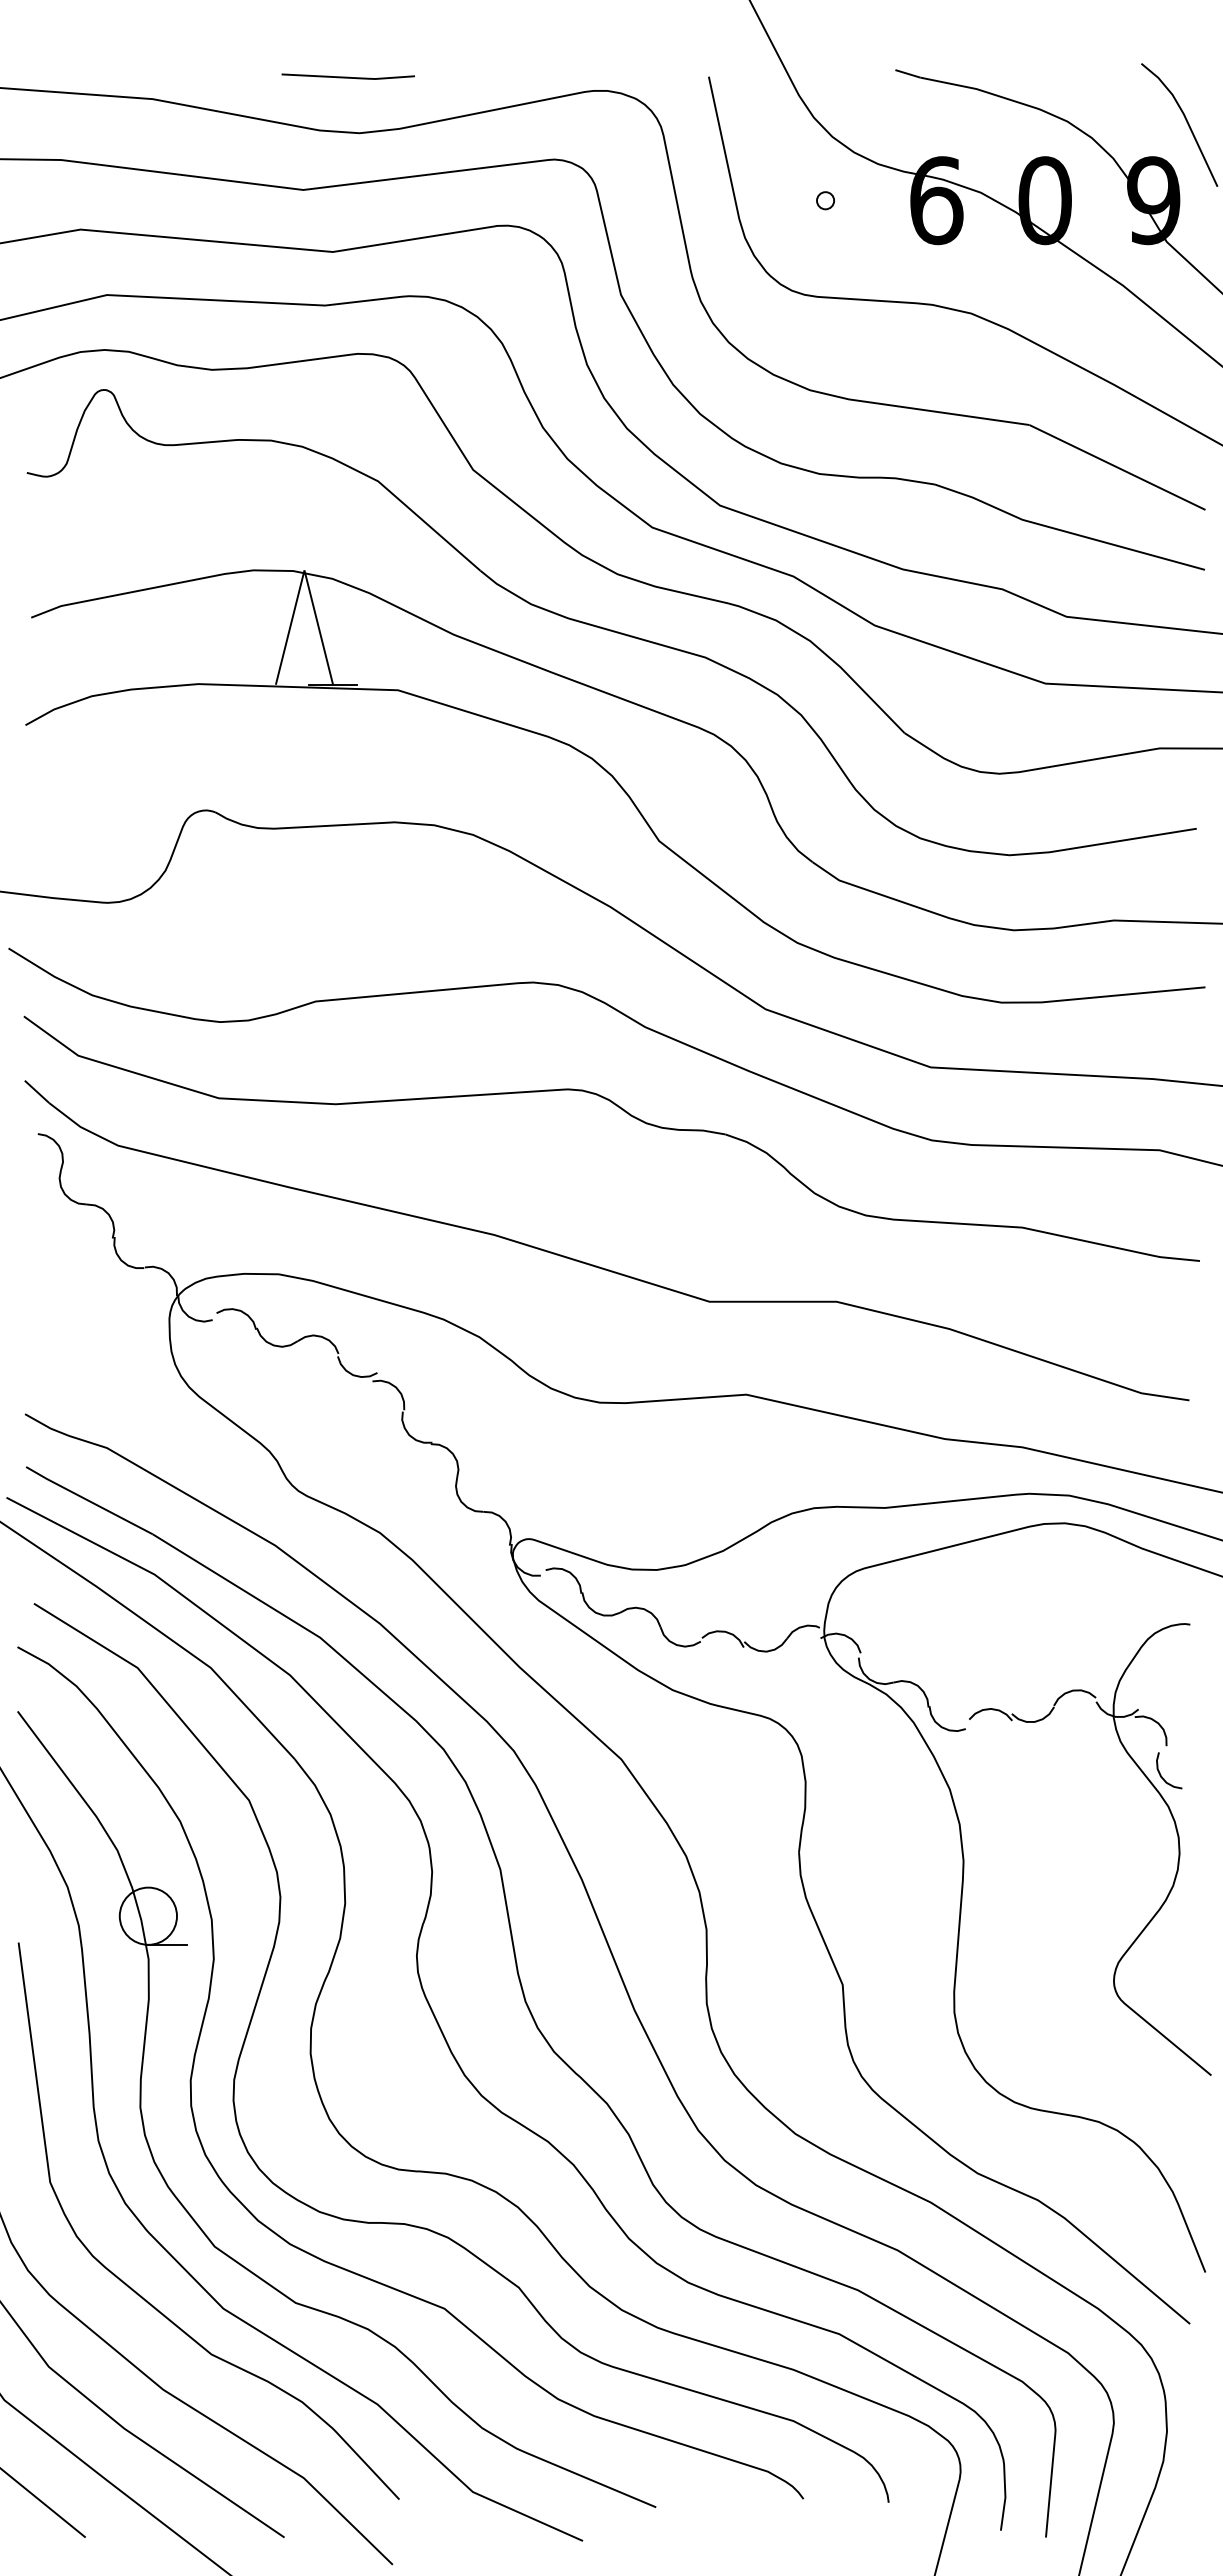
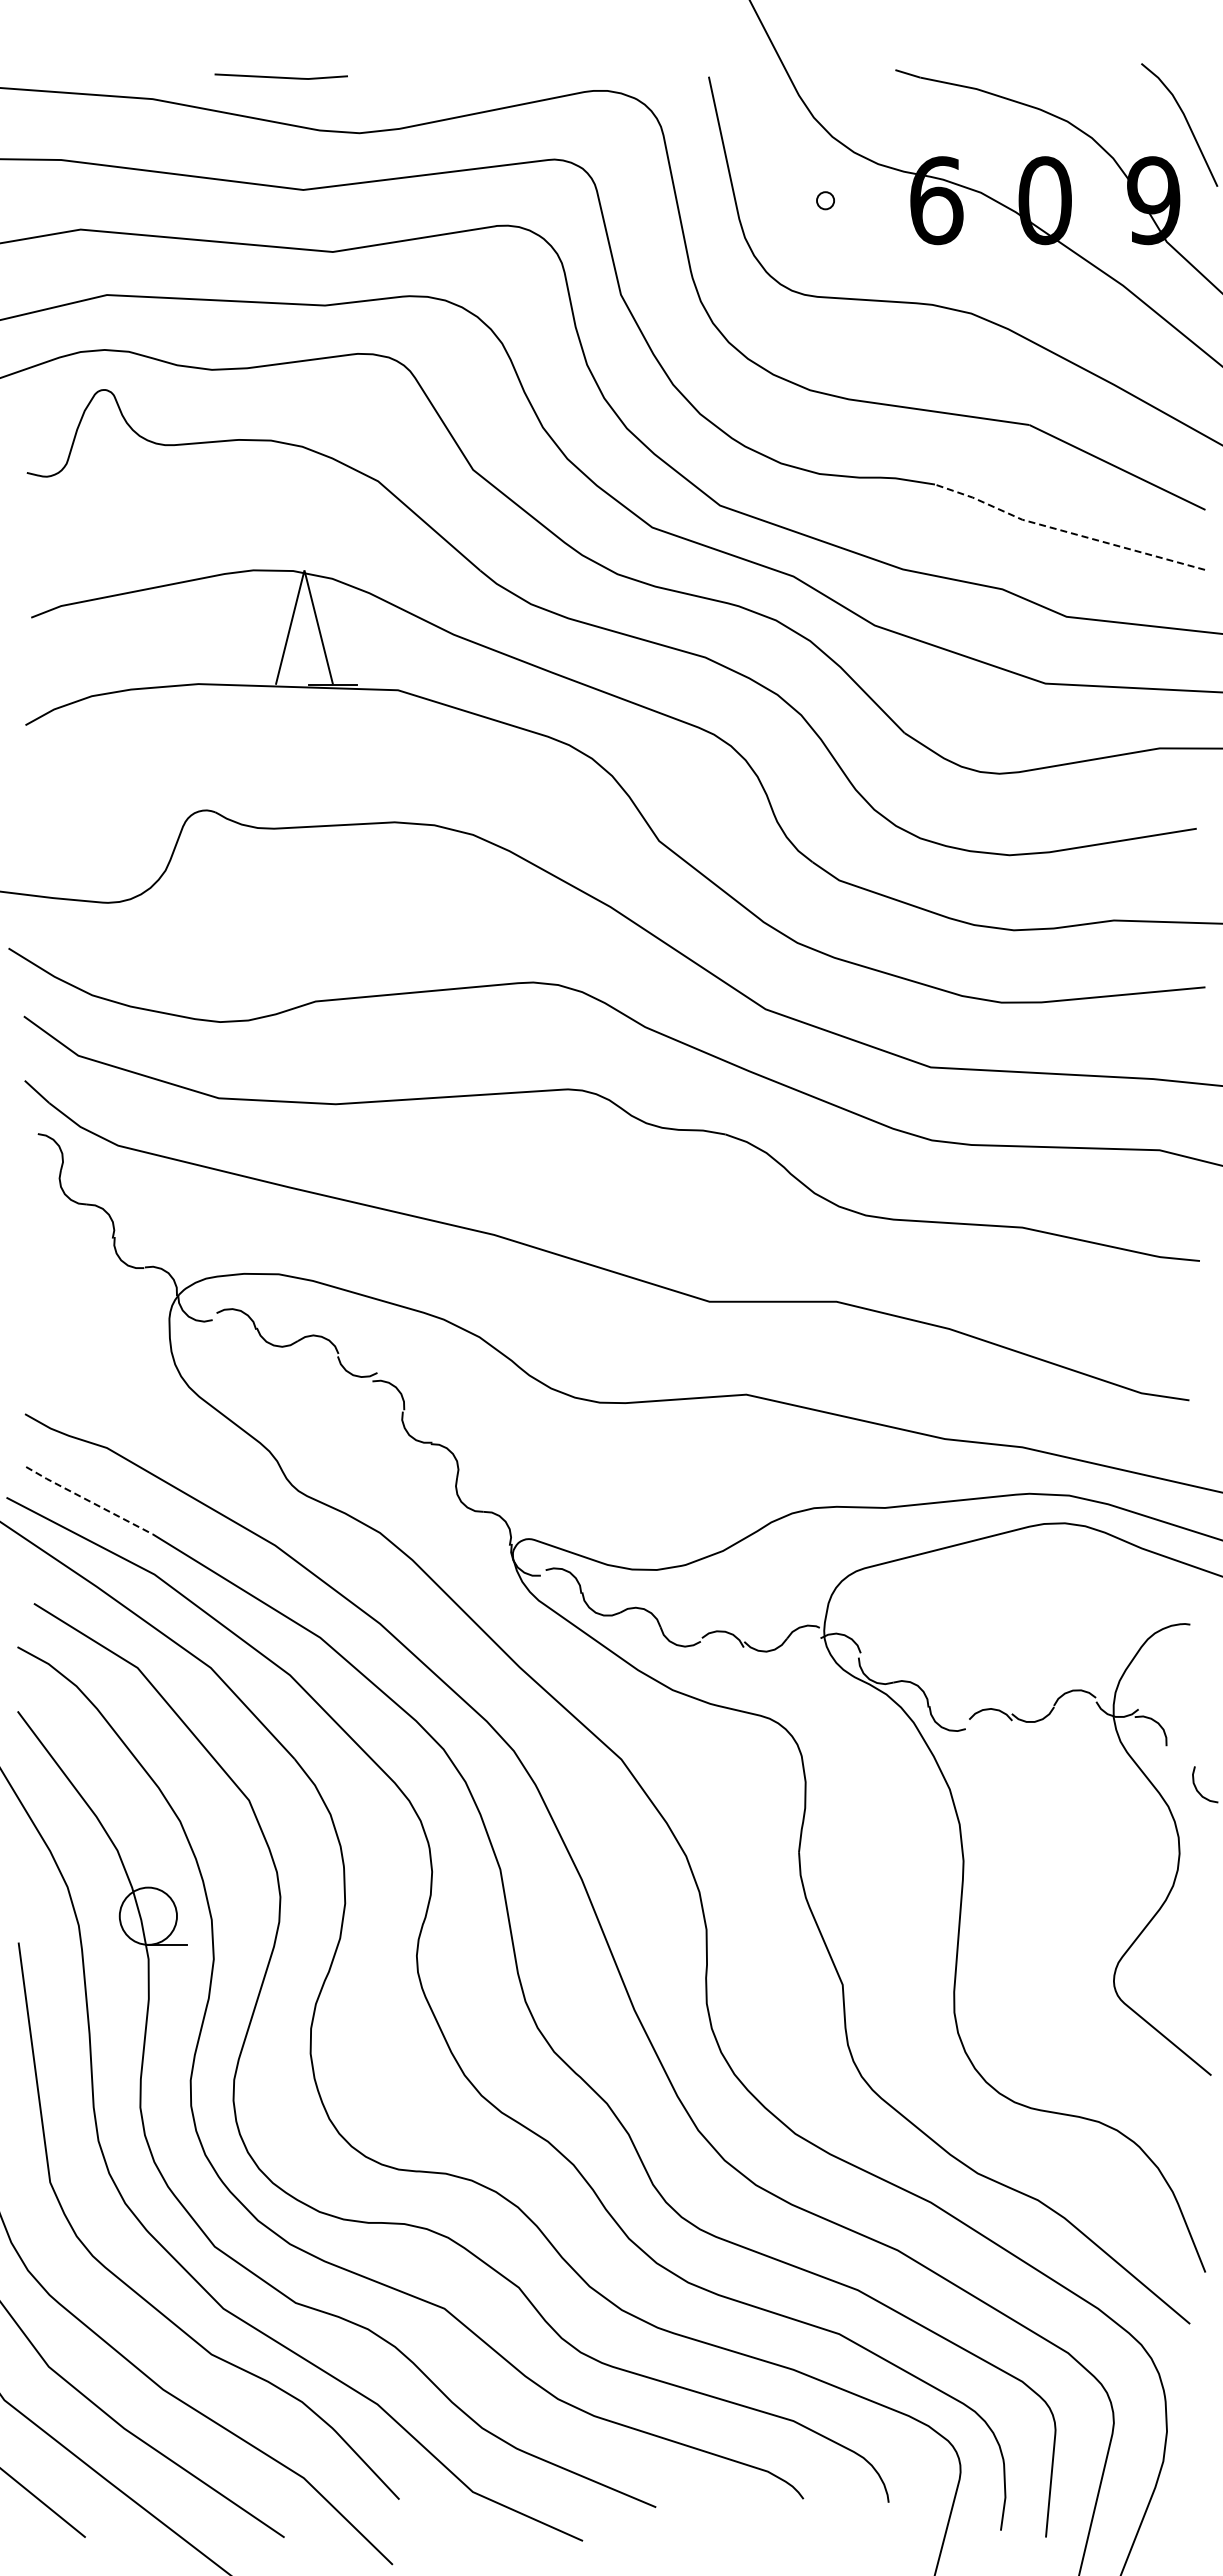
line position: (347, 76) -> (280, 76) (280, 76)
line: solid -> dashed (1066, 531)
line: solid -> dashed (89, 1501)
curve position: (1161, 1774) -> (1197, 1788) (1197, 1788)
